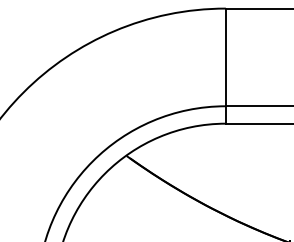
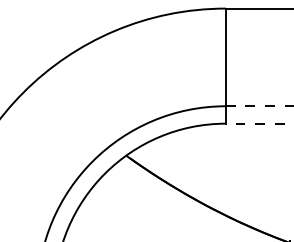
line: solid -> dashed (259, 106)
line: solid -> dashed (259, 123)
